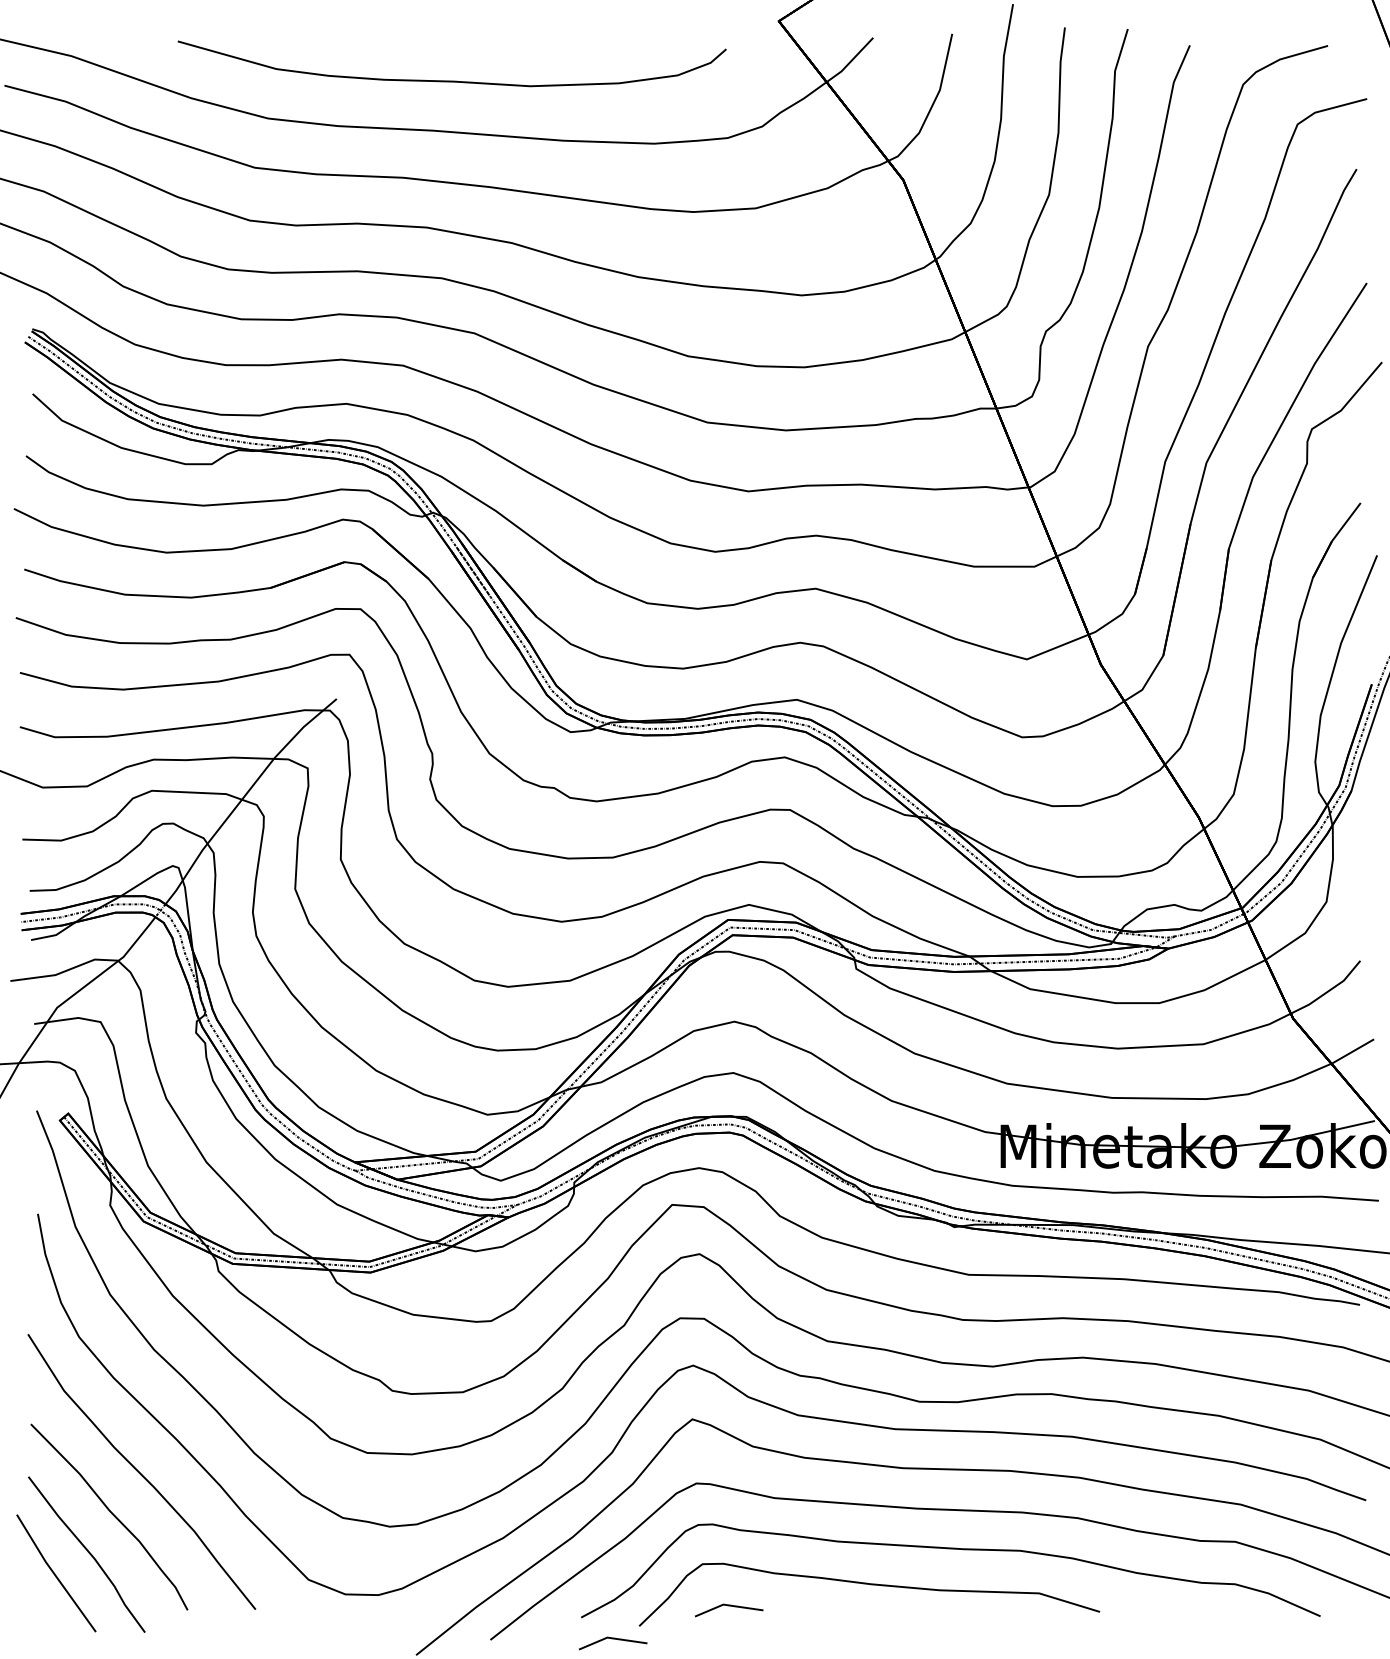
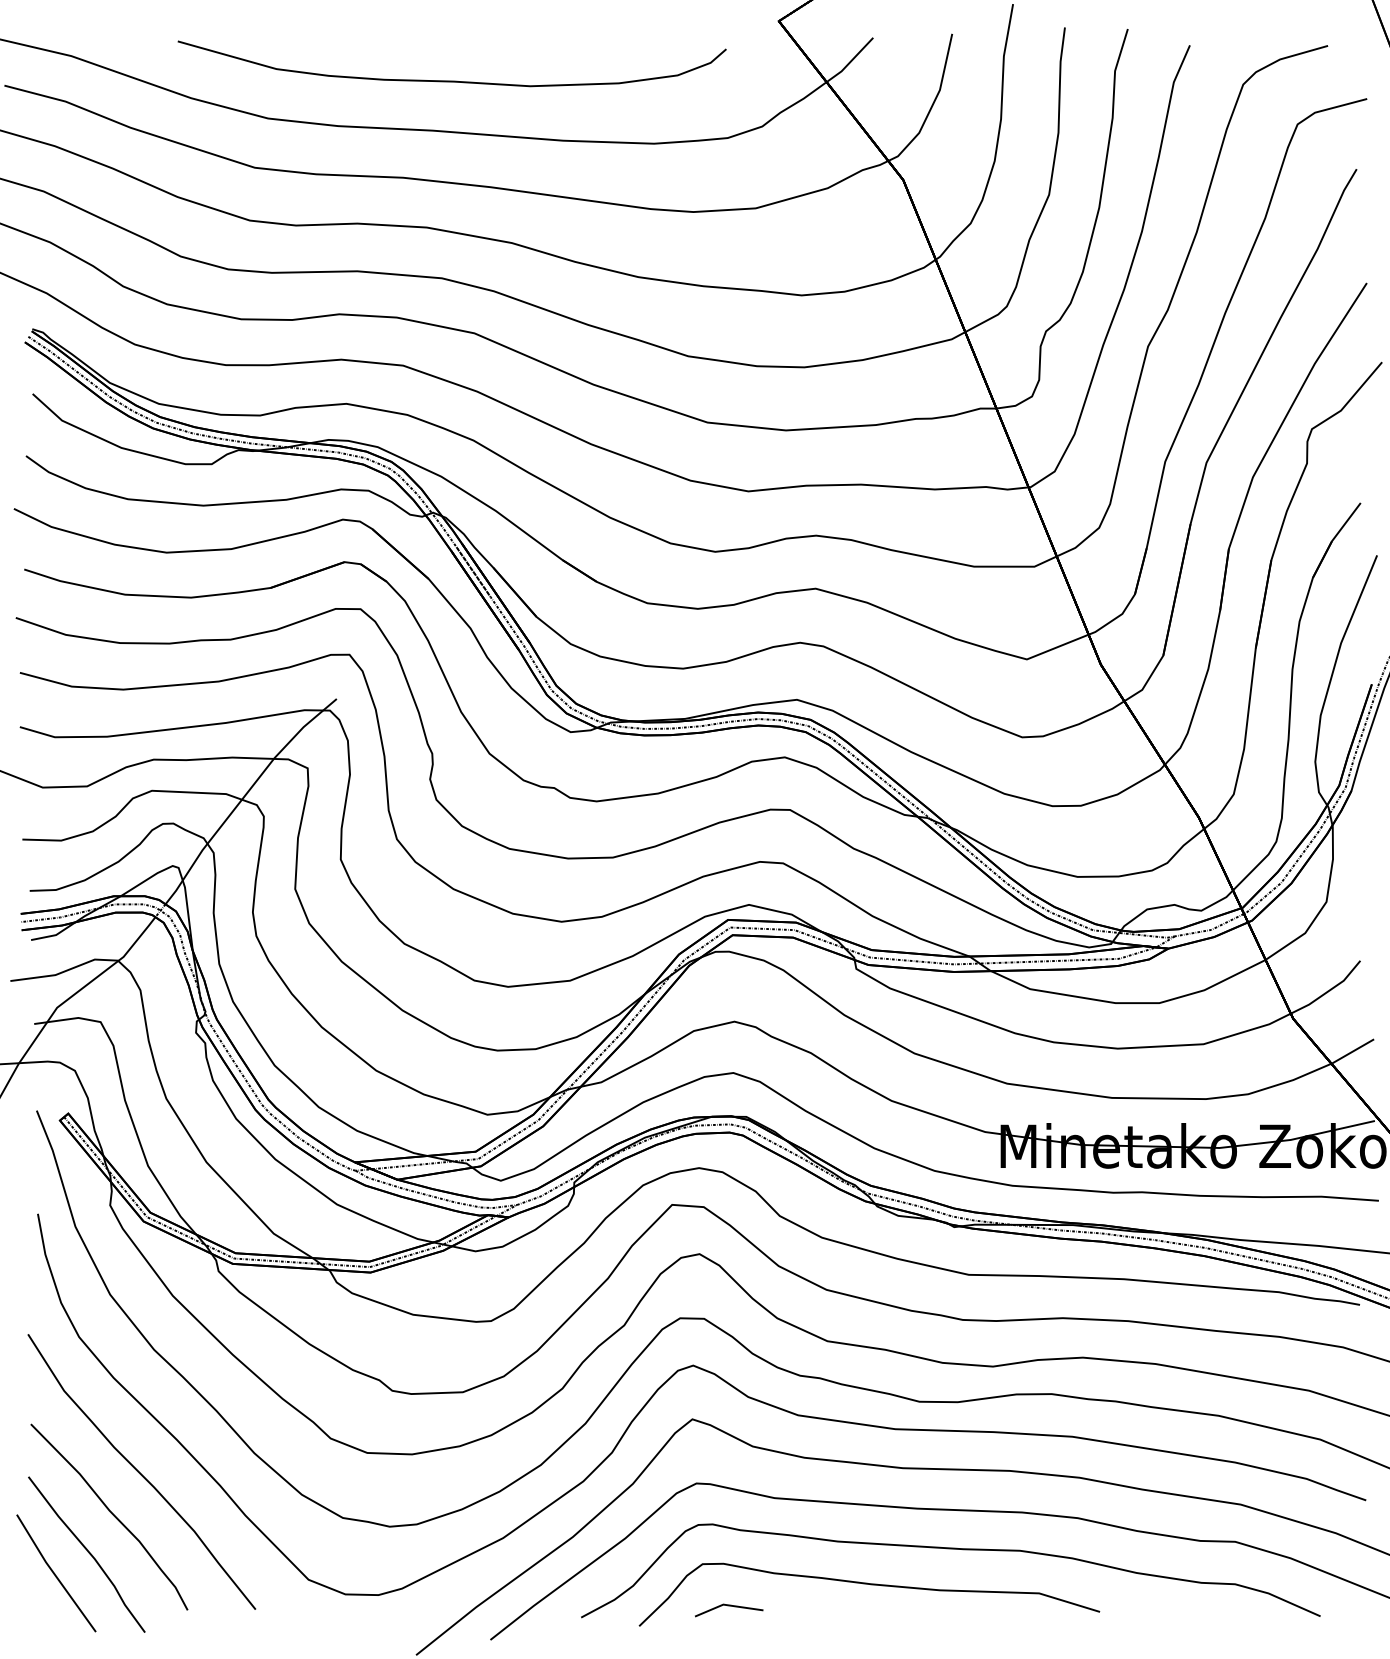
part: present -> none (613, 1643)
